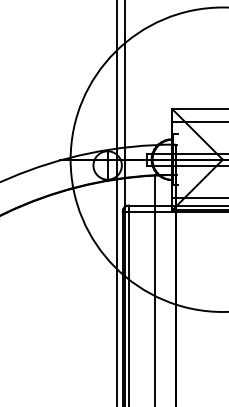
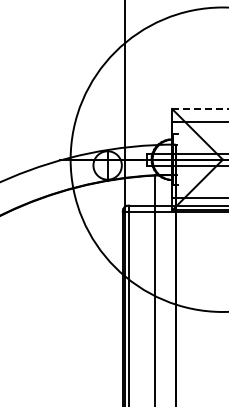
line: solid -> dashed (201, 109)
line: present -> none (117, 202)
